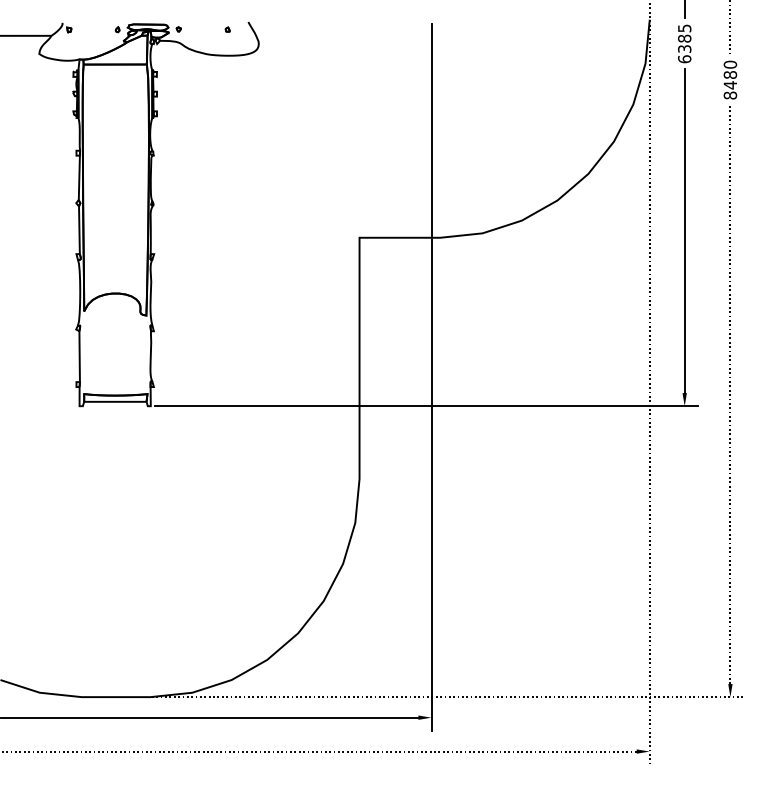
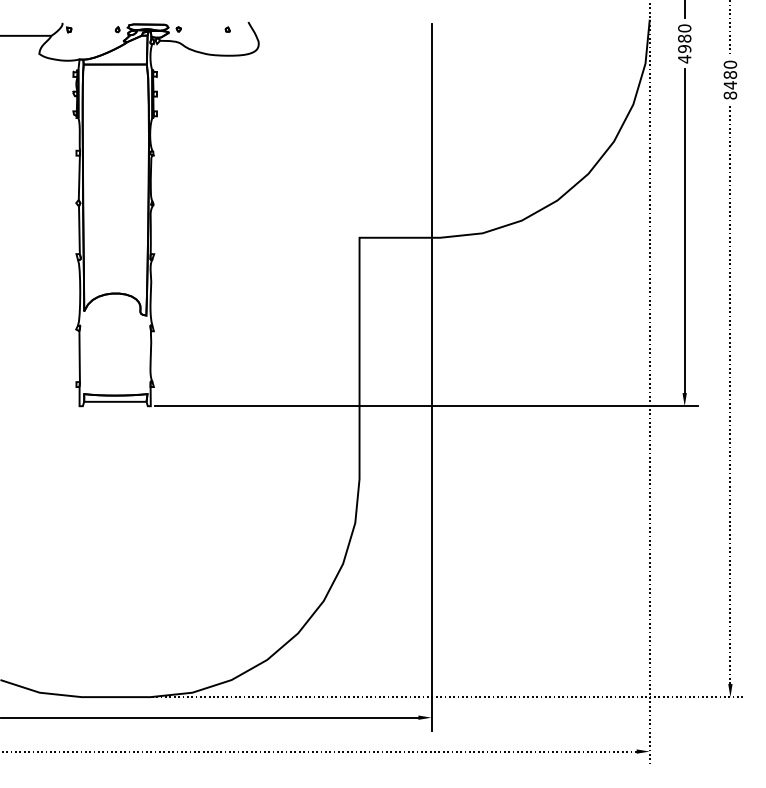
text: 6385 -> 4980 (684, 43)
